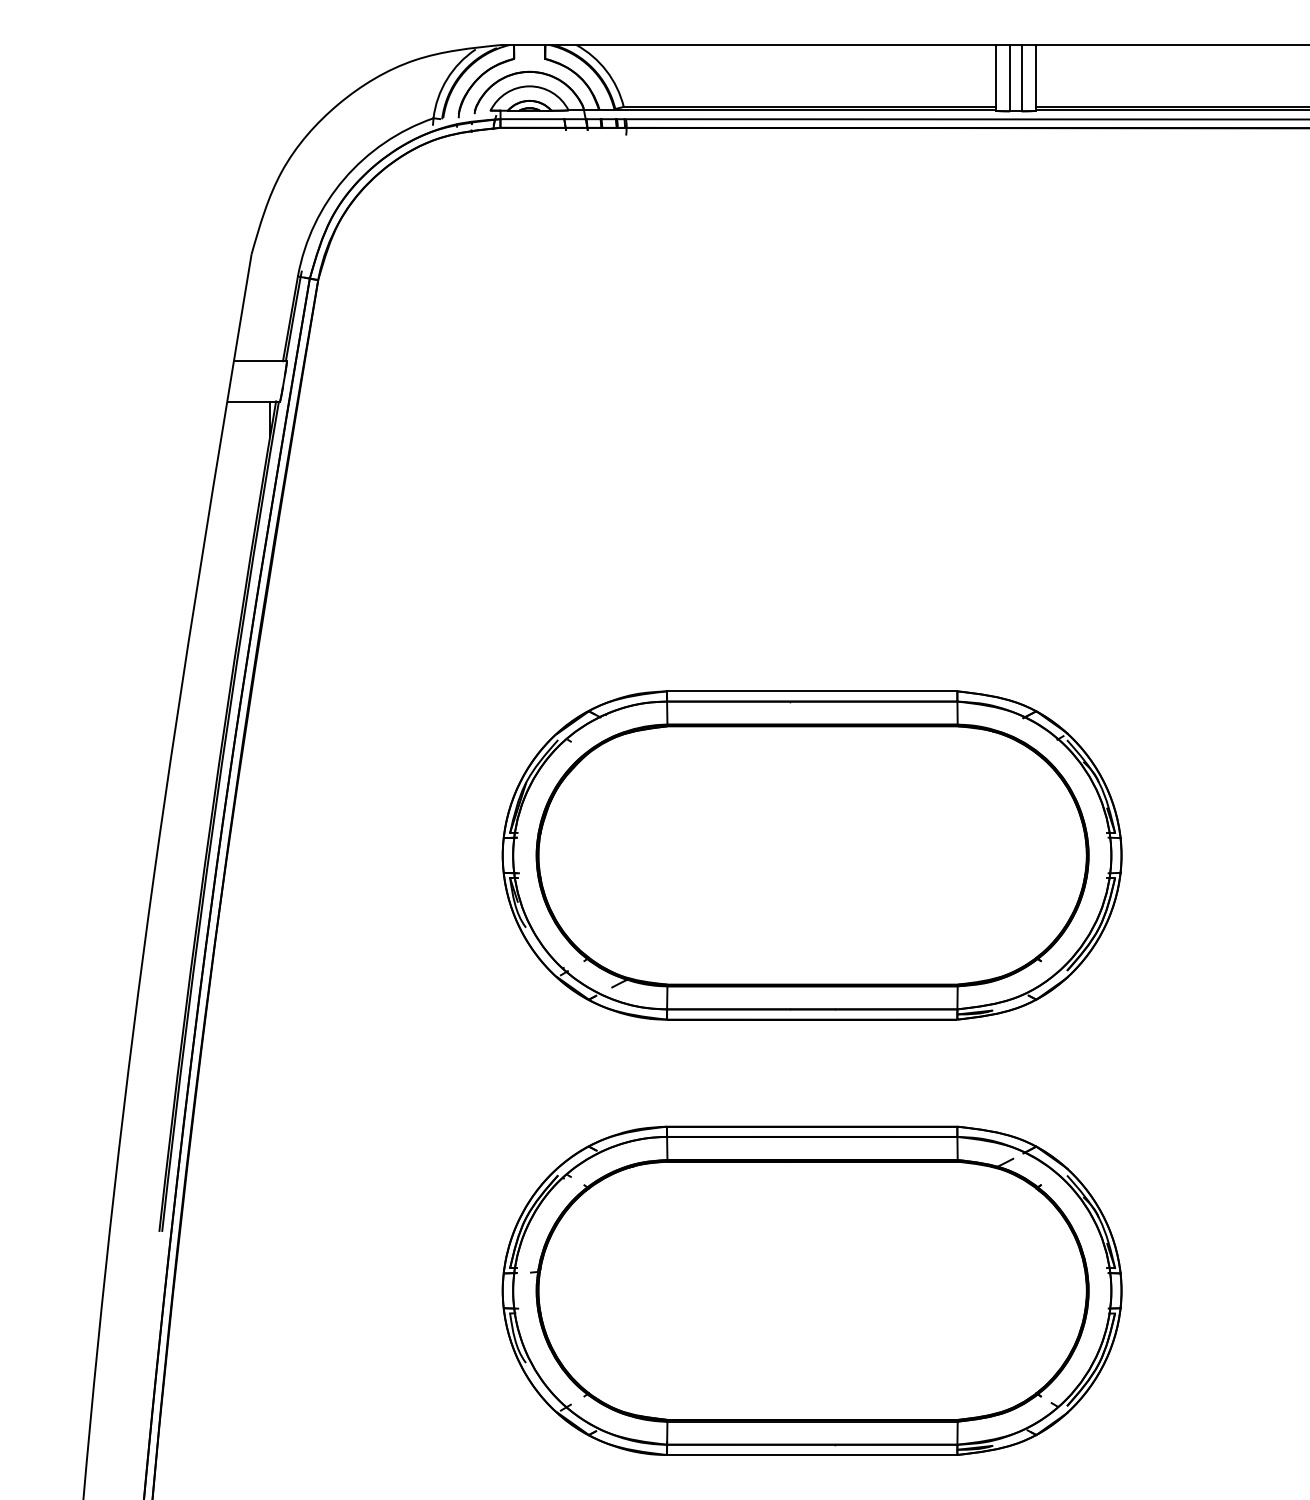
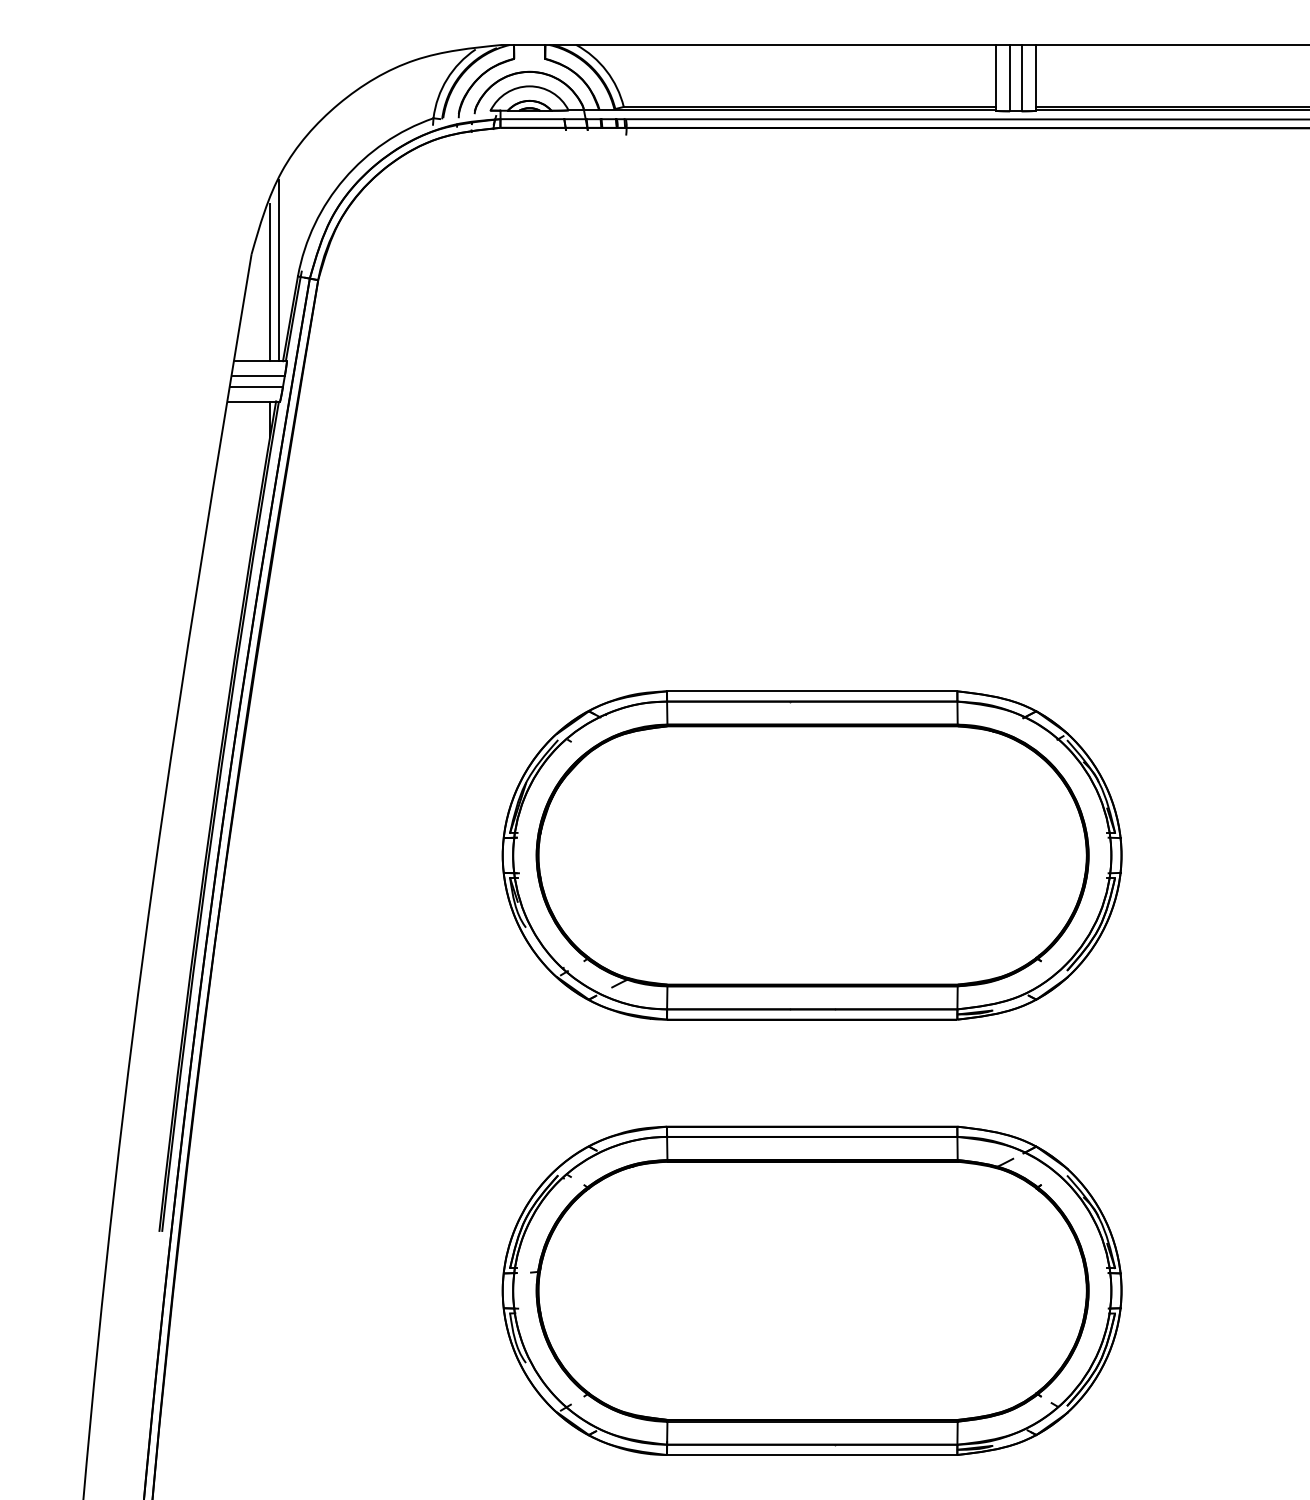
line: none -> present (278, 270)
line: none -> present (270, 282)
line: none -> present (258, 375)
line: none -> present (256, 387)
